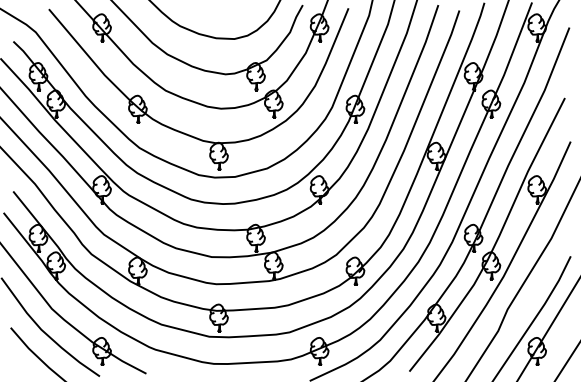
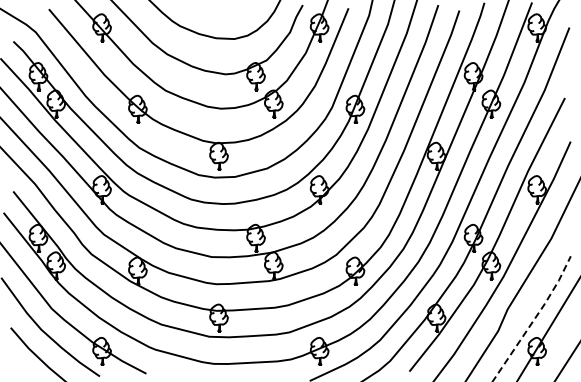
line: solid -> dashed (534, 318)
